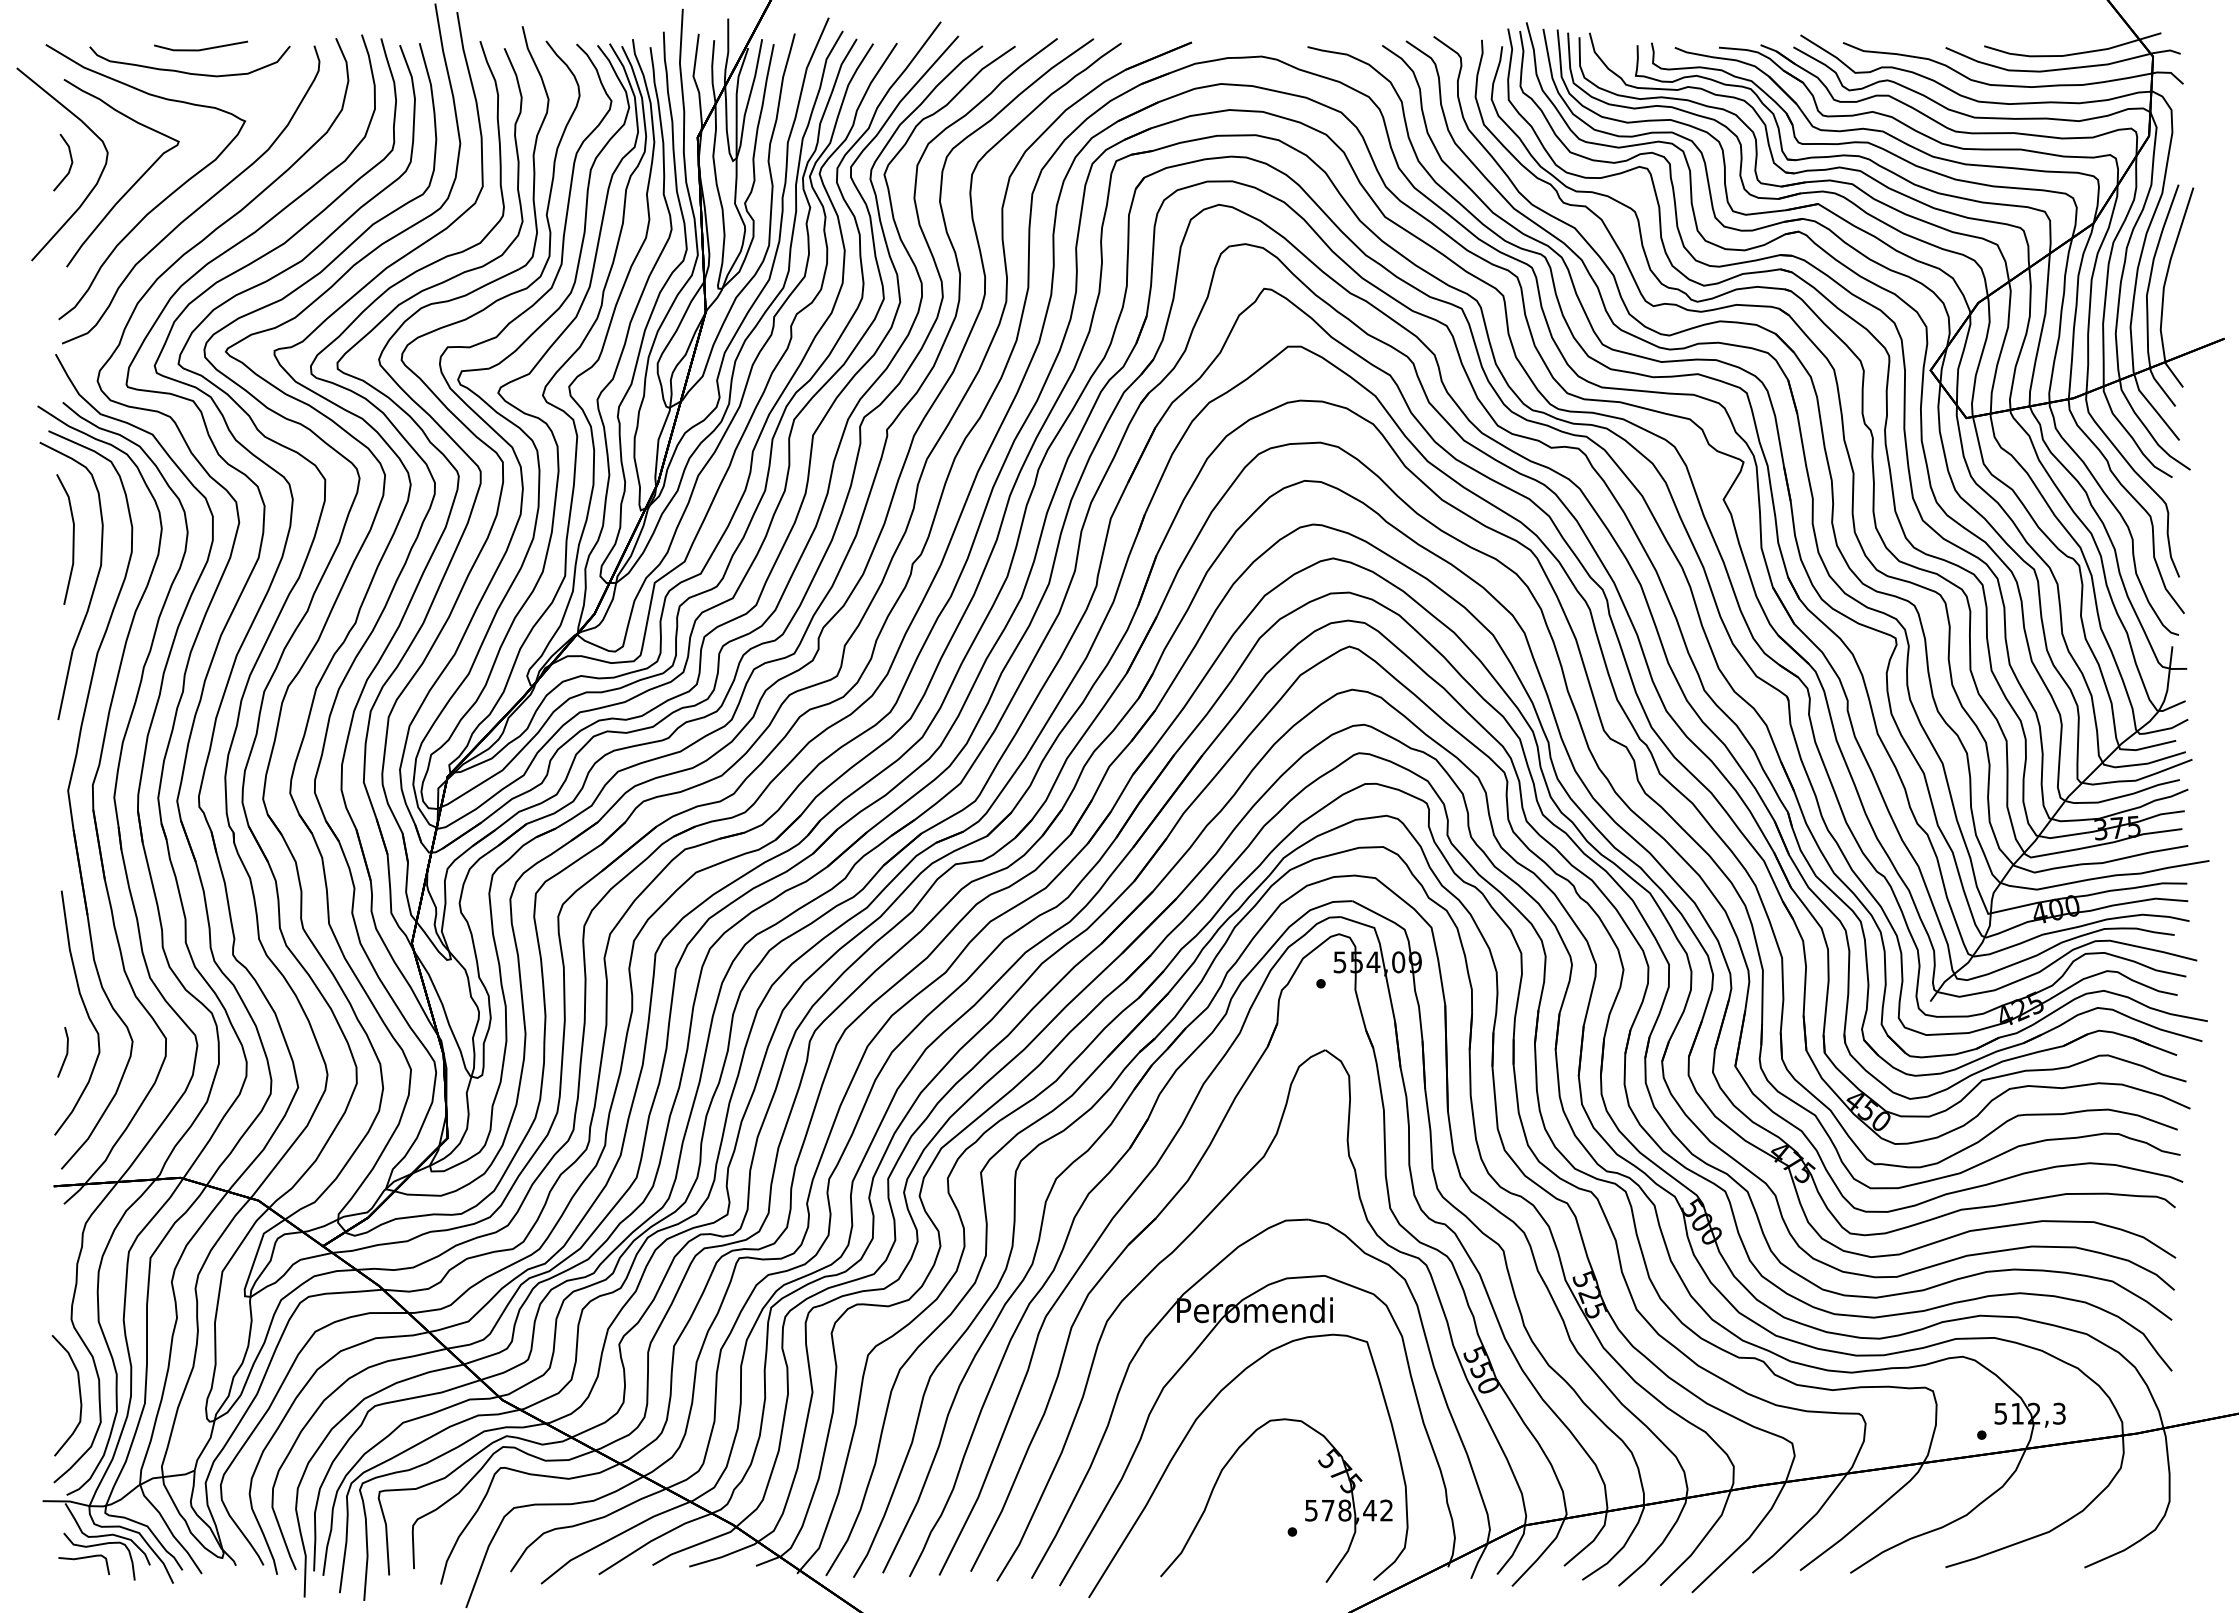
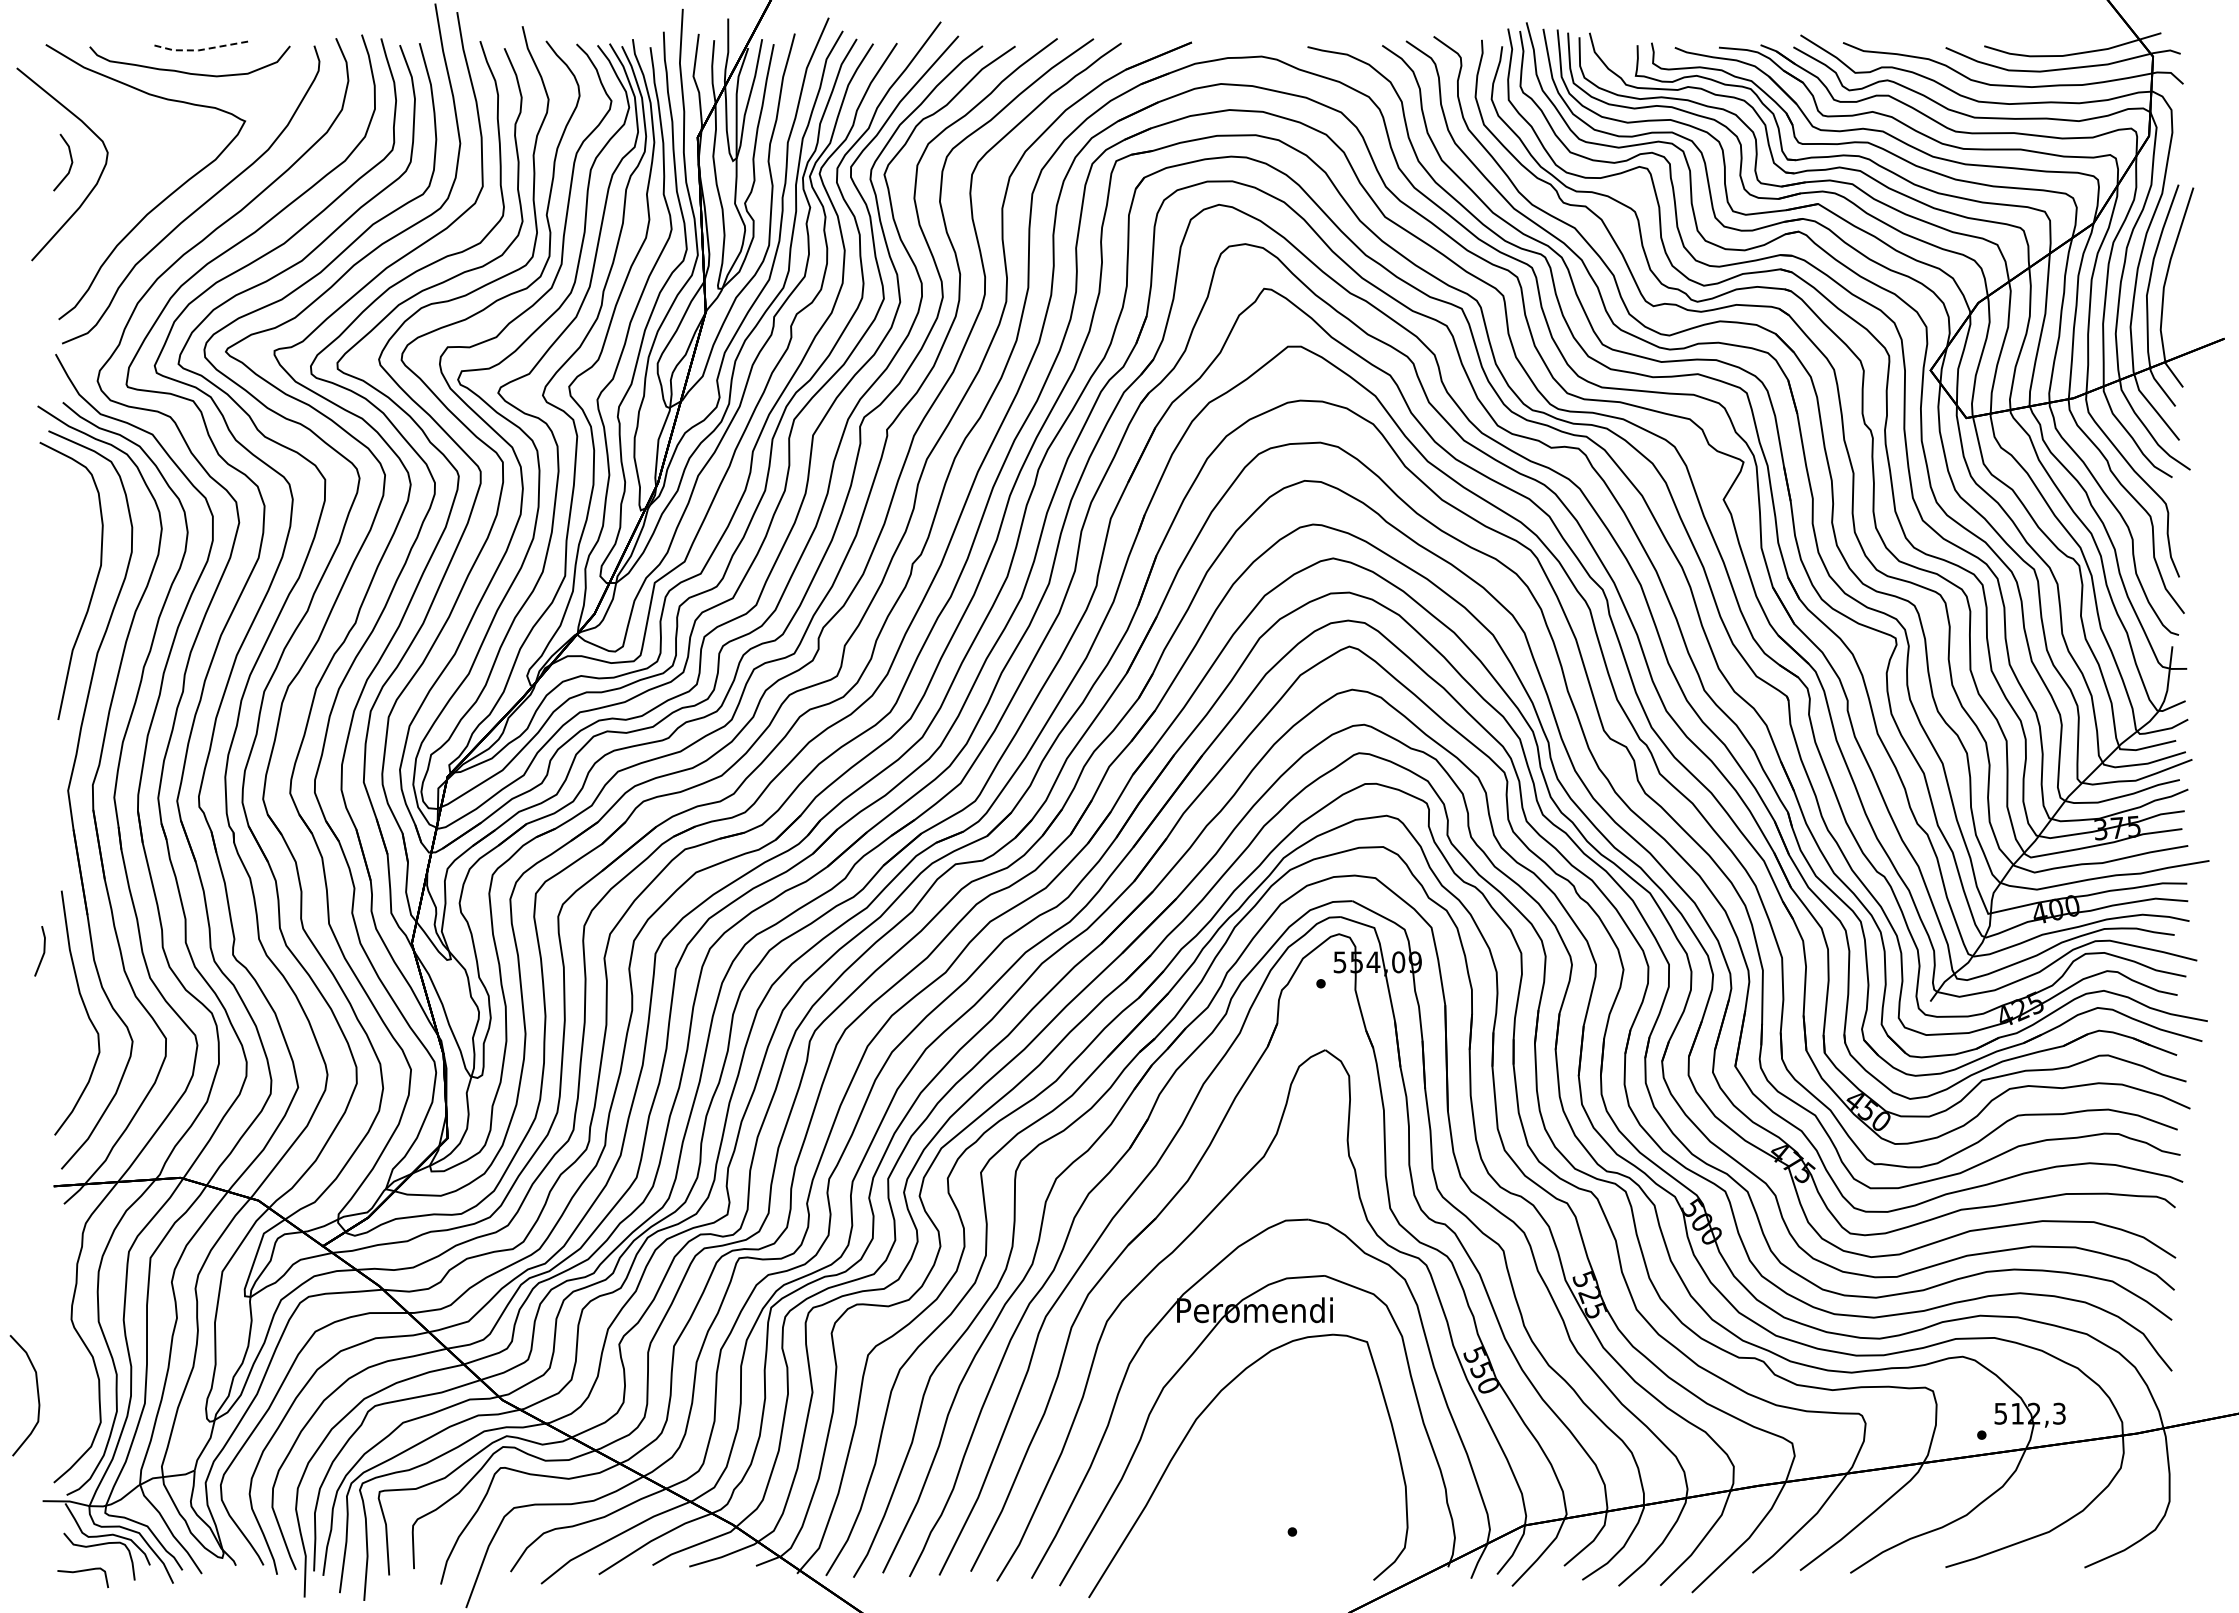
line: solid -> dashed (199, 50)
curve: present -> none (133, 183)
line: present -> none (72, 539)
line position: (66, 1052) -> (43, 951) (43, 951)
curve position: (79, 1395) -> (37, 1395) (37, 1395)
part: present -> none (1306, 1500)
curve position: (84, 1558) -> (83, 1571) (83, 1571)
